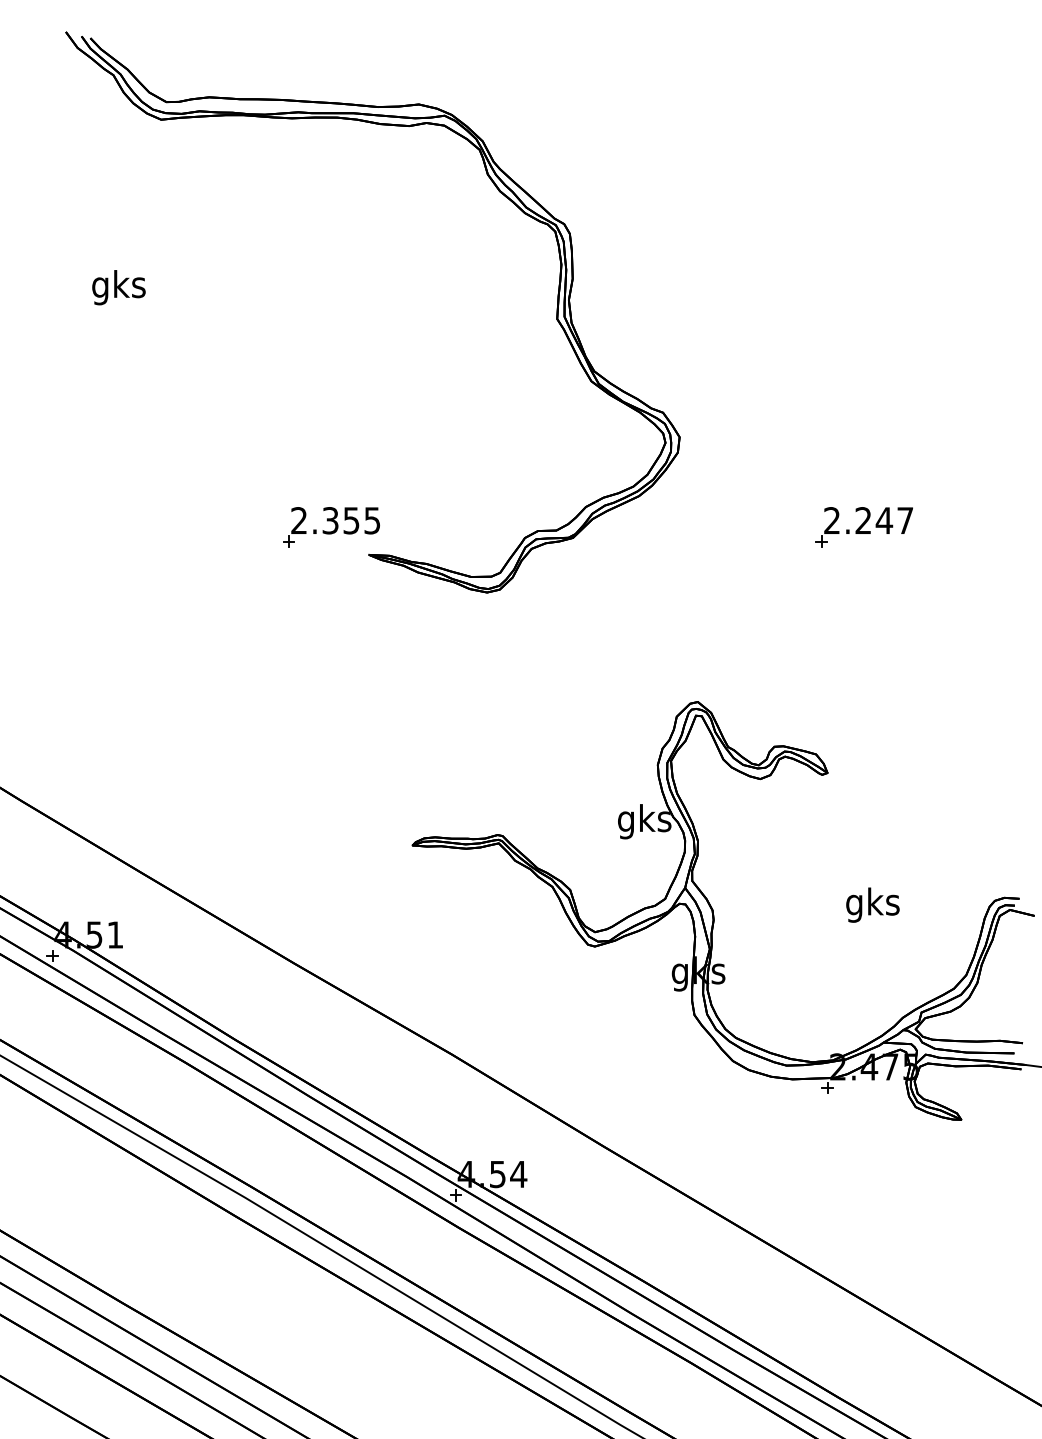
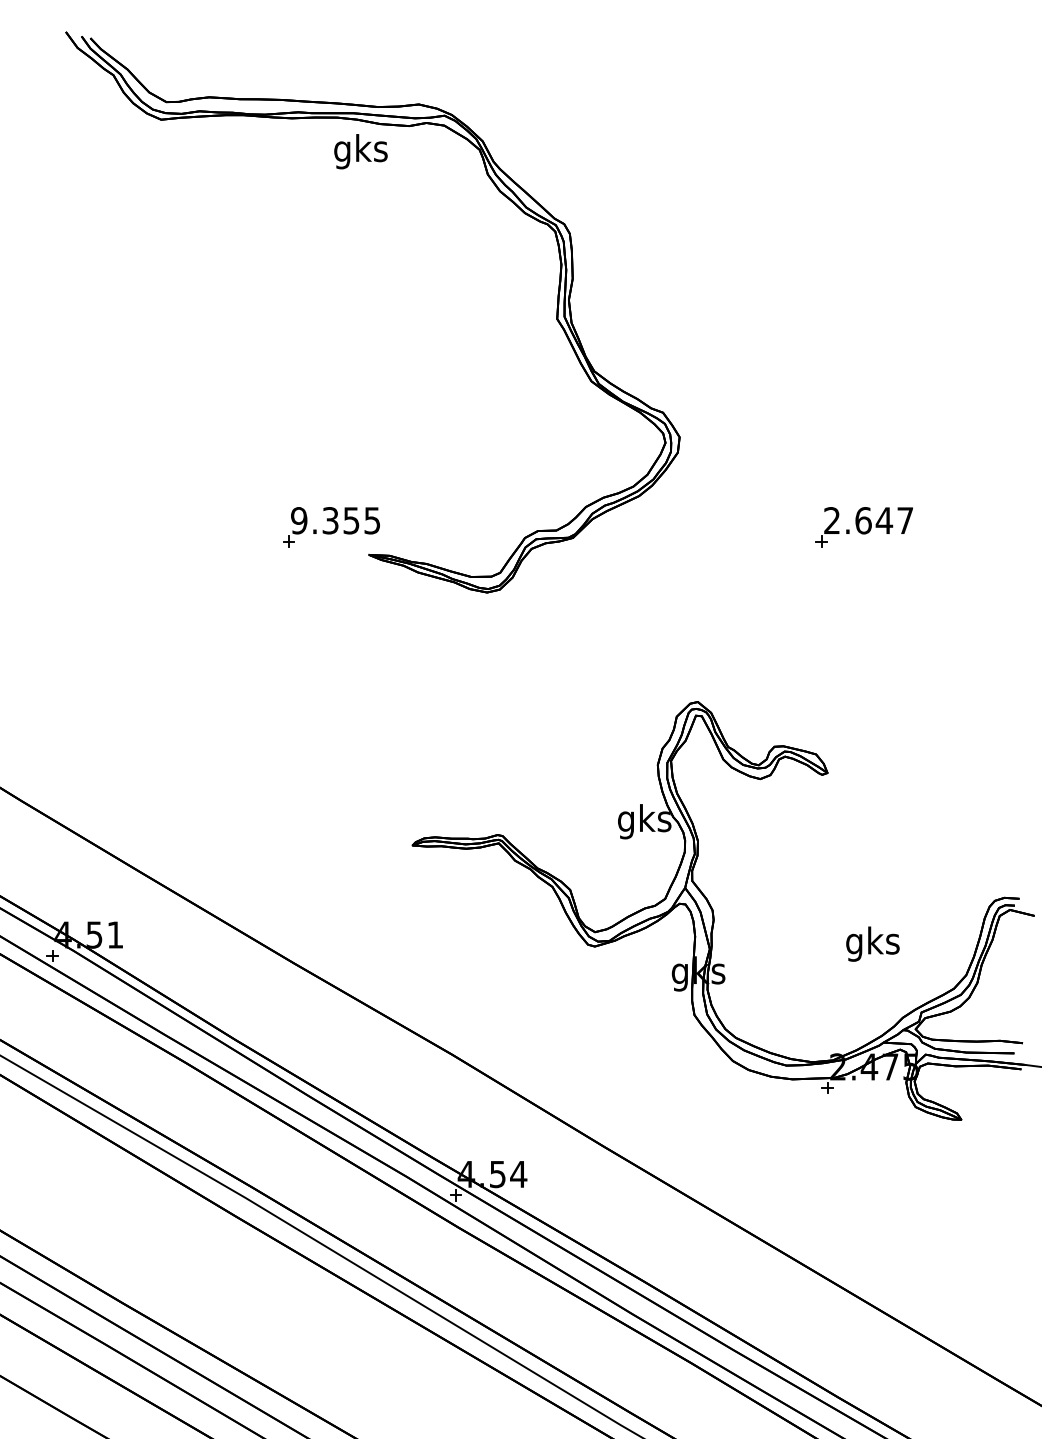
text position: (118, 287) -> (360, 151) (360, 151)
text: 2.355 -> 9.355 (299, 520)
text: 2.247 -> 2.647 (863, 520)
text position: (872, 904) -> (872, 943) (872, 943)
